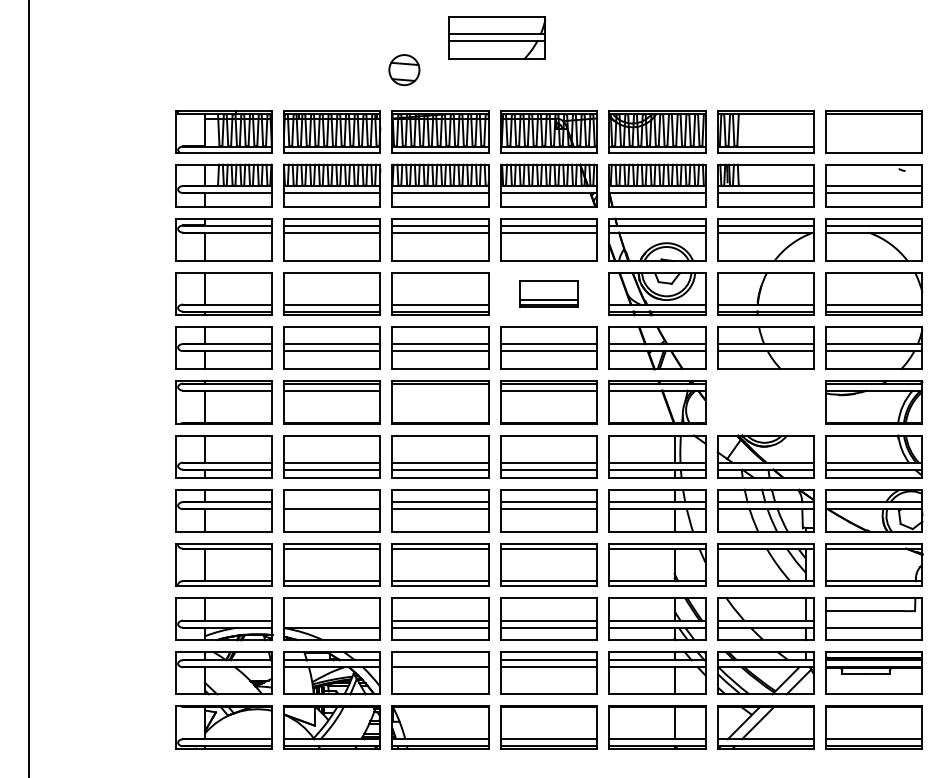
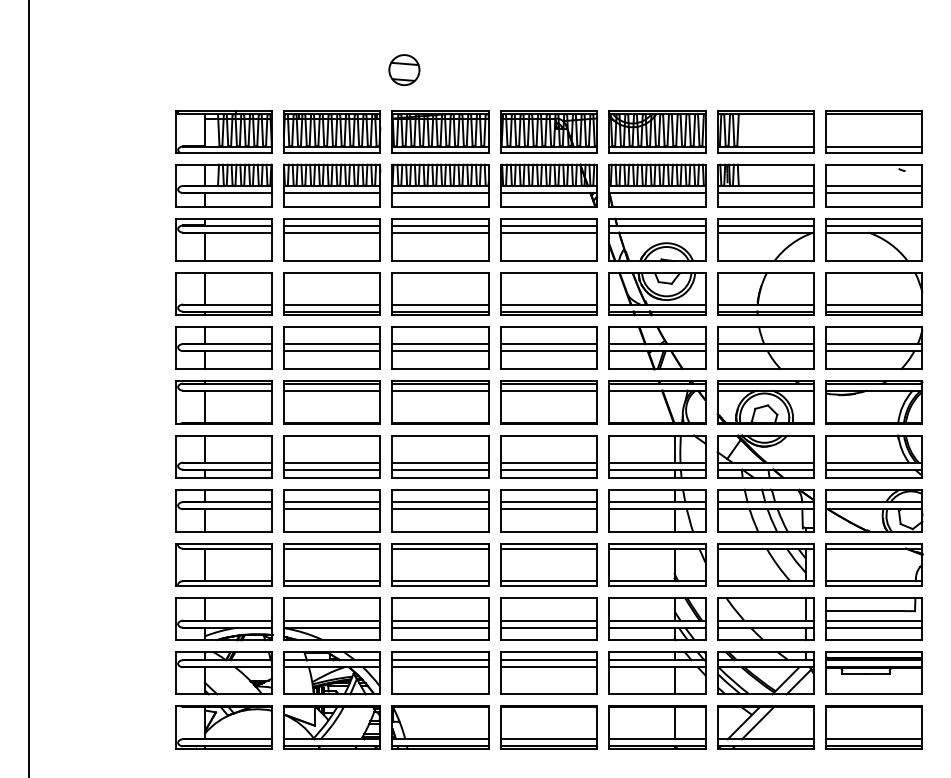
part: present -> none (497, 37)
line: none -> present (874, 146)
part size: 60x28 px -> 98x44 px (548, 293)
line: none -> present (440, 390)
part: none -> present (765, 402)
line: none -> present (331, 502)
line: none -> present (331, 620)
line: none -> present (874, 620)
line: none -> present (440, 660)
